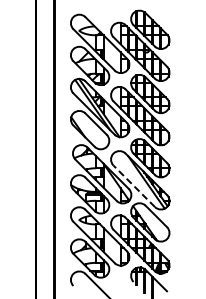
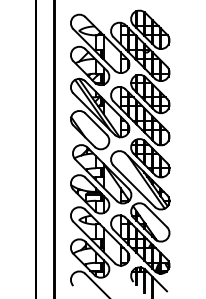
line: dashed -> solid (133, 185)
